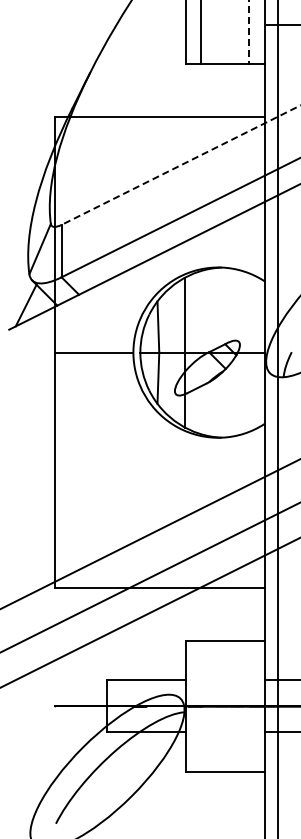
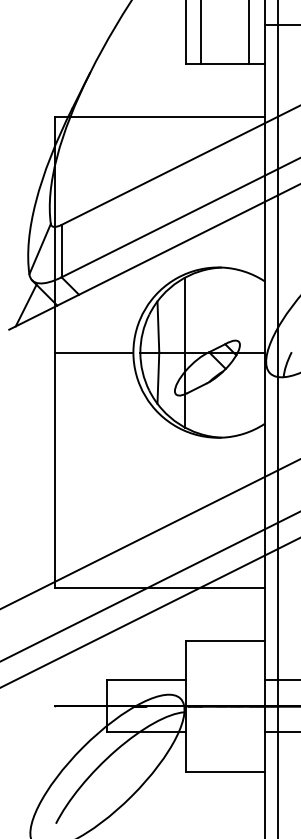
line: dashed -> solid (249, 32)
line: dashed -> solid (180, 165)
line position: (149, 577) -> (149, 586) (149, 586)
